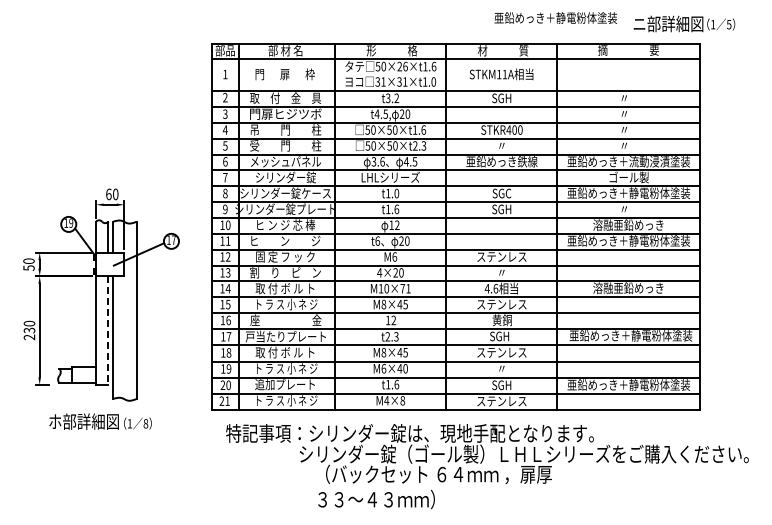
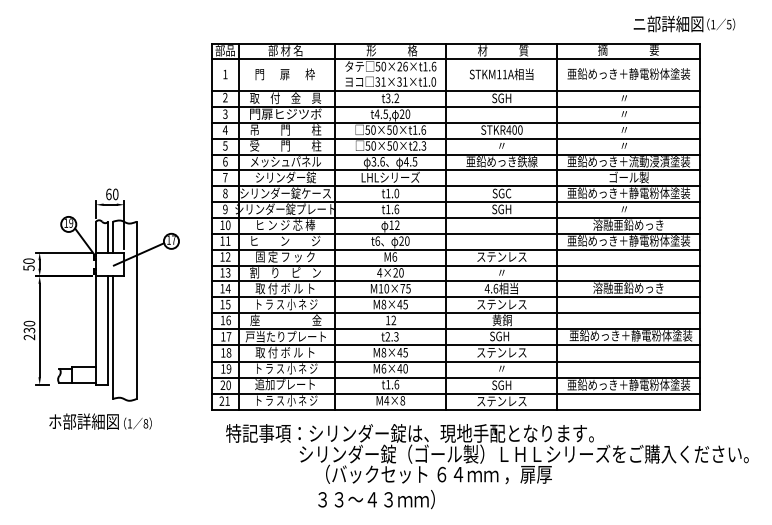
text position: (555, 17) -> (628, 73) (628, 73)
text: M10×71 -> M10×75 (408, 288)
line: dashed -> solid (108, 331)
